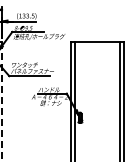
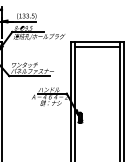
line: none -> present (97, 46)
line: dashed -> solid (2, 102)
